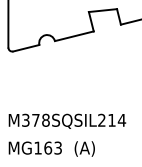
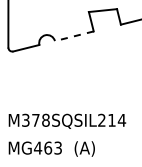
line: solid -> dashed (74, 36)
text: MG163 -> MG463 (37, 147)
